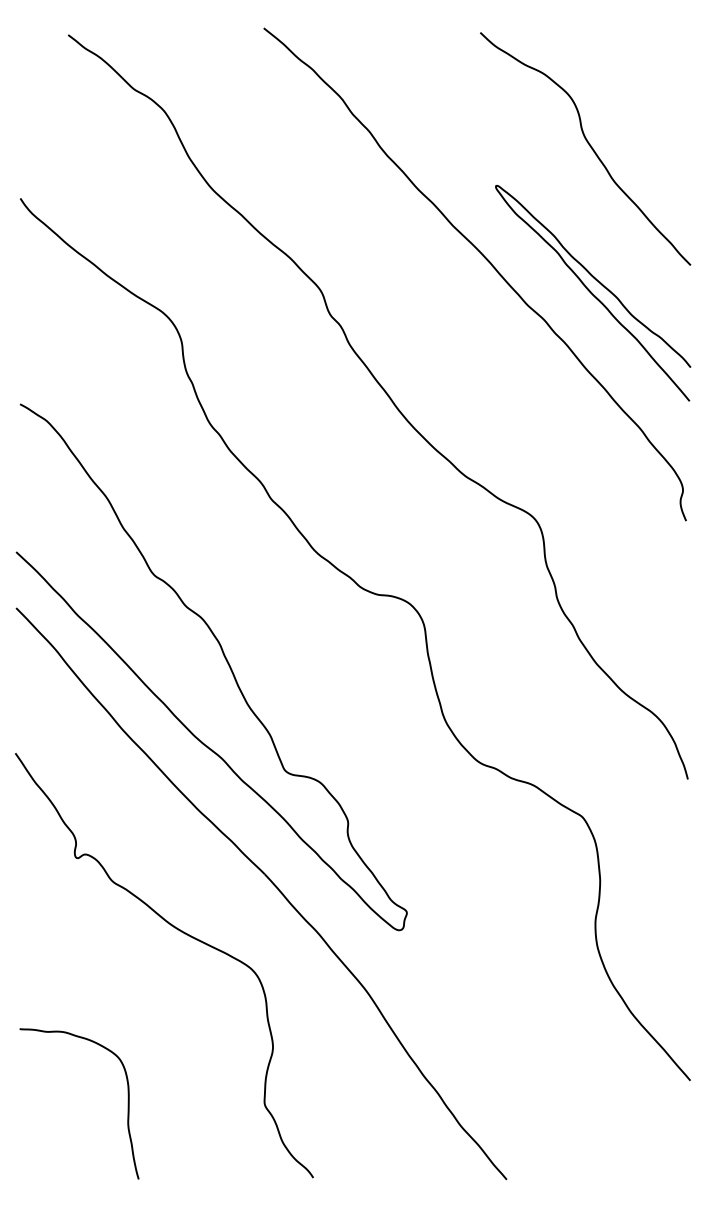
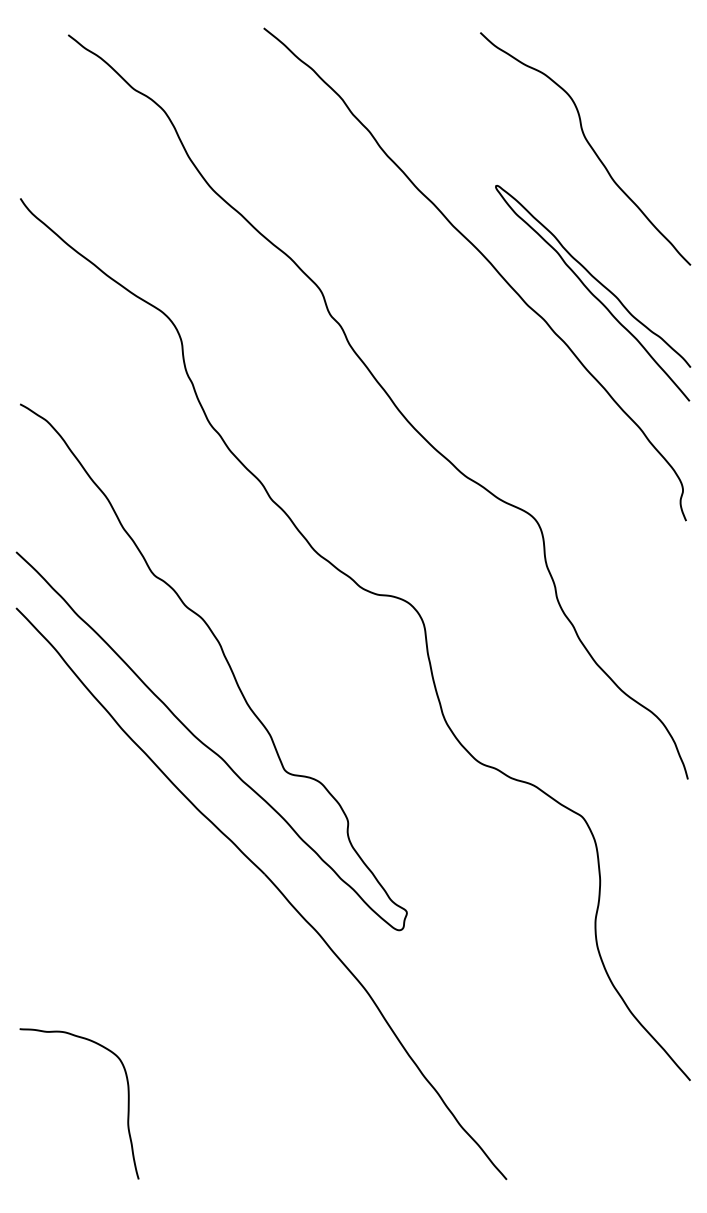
curve: present -> none (181, 932)
